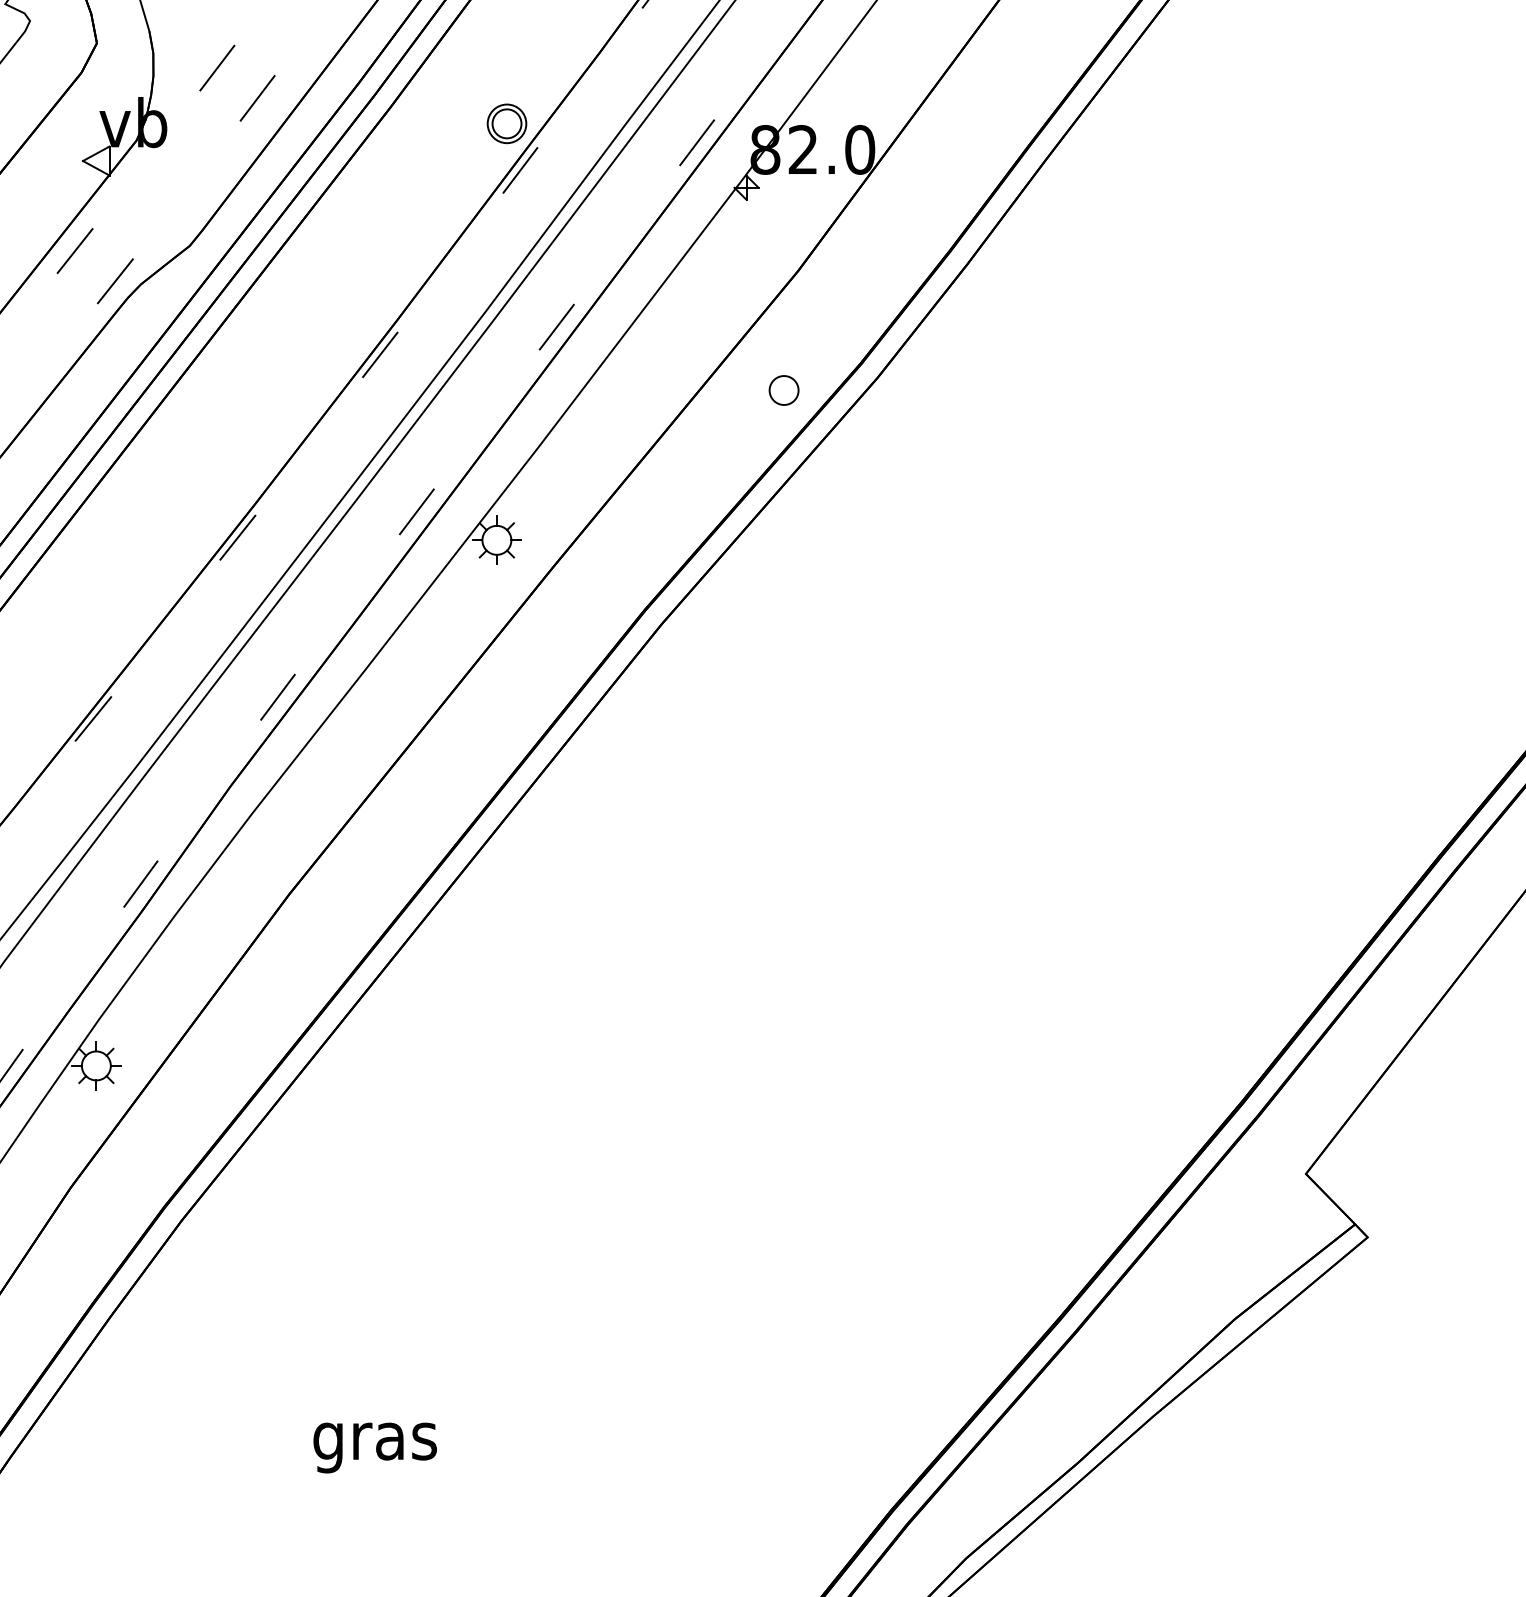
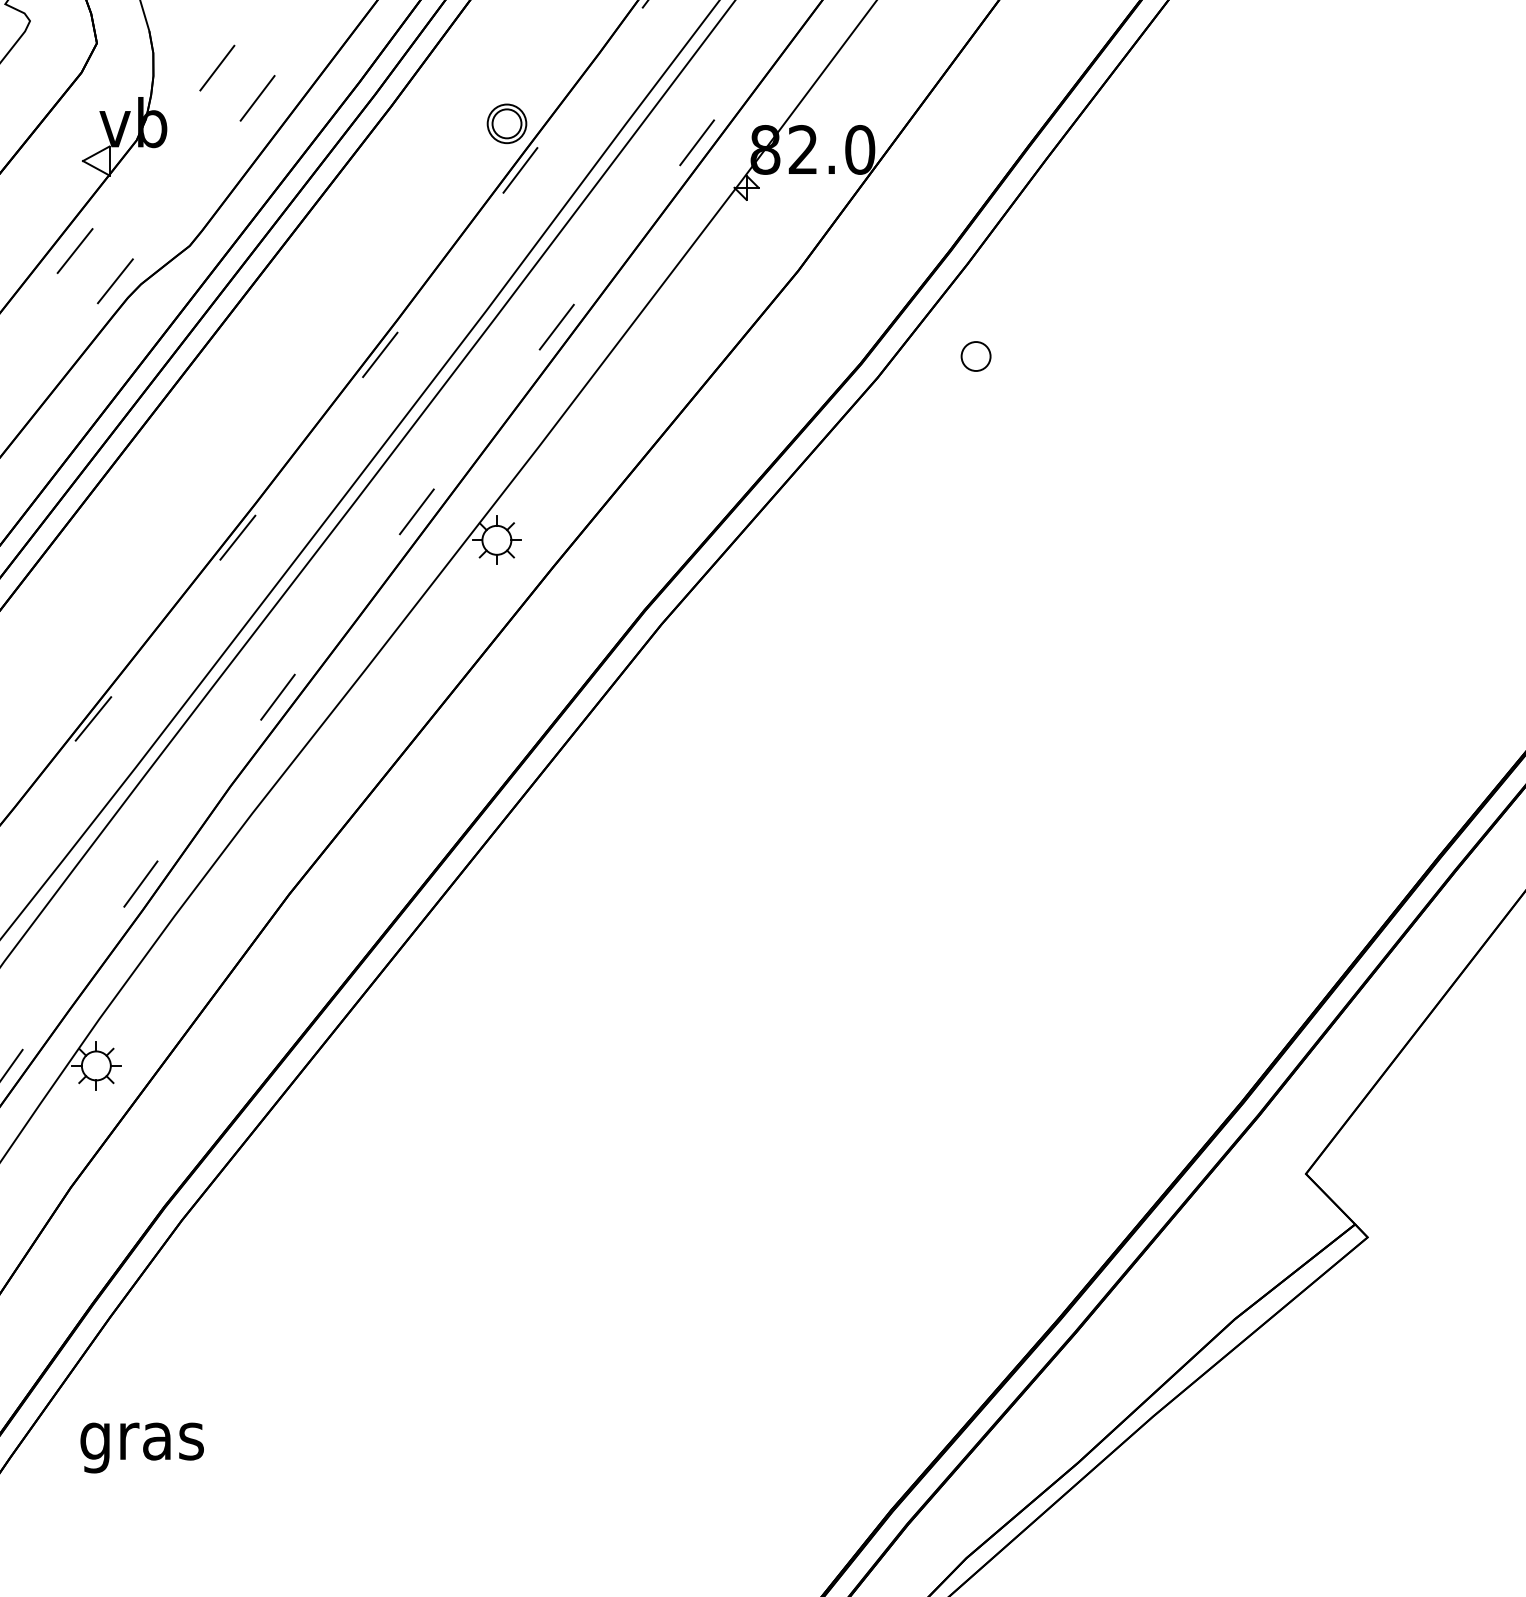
part position: (783, 390) -> (975, 356) (975, 356)
text position: (374, 1447) -> (141, 1447) (141, 1447)
